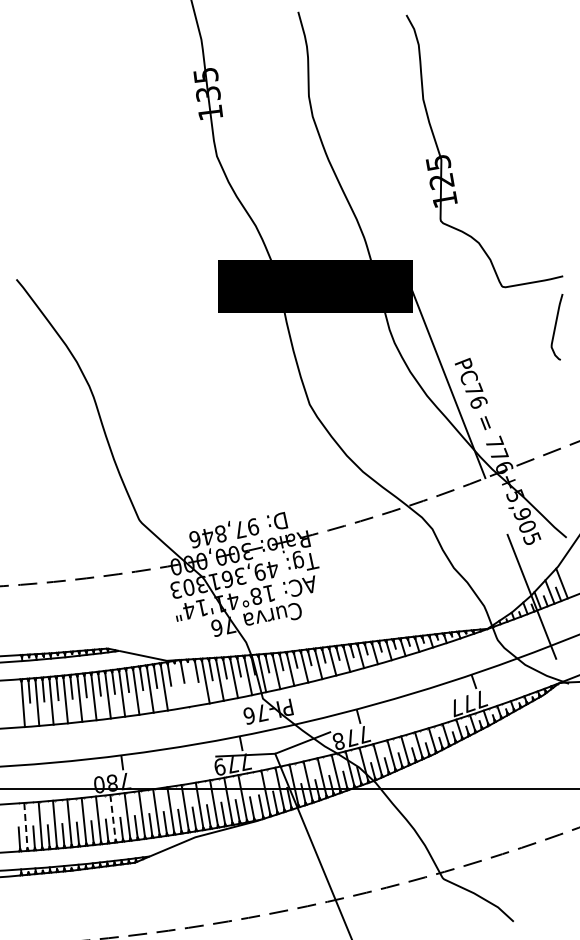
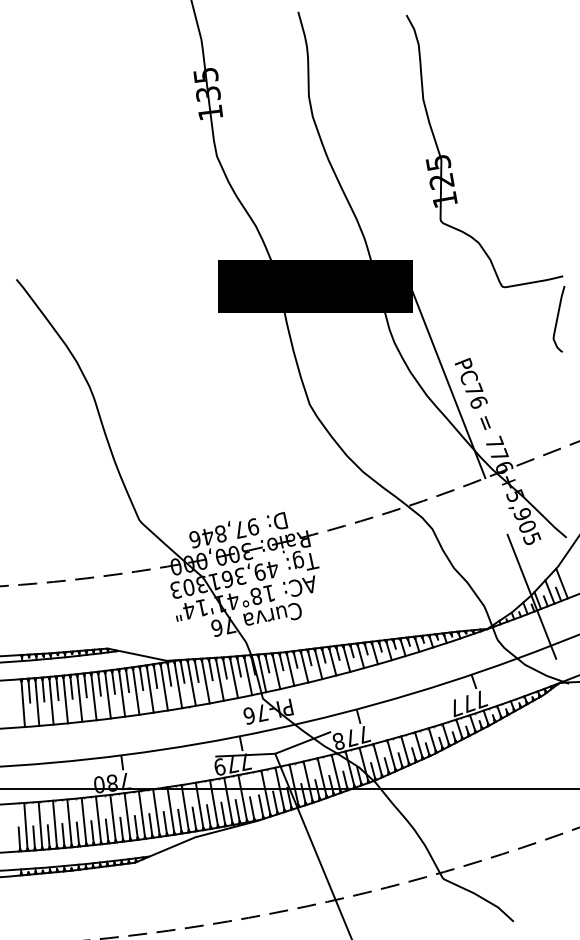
curve position: (556, 326) -> (558, 318) (558, 318)
line: none -> present (191, 682)
line: none -> present (178, 685)
line: dashed -> solid (113, 817)
line: dashed -> solid (25, 825)
